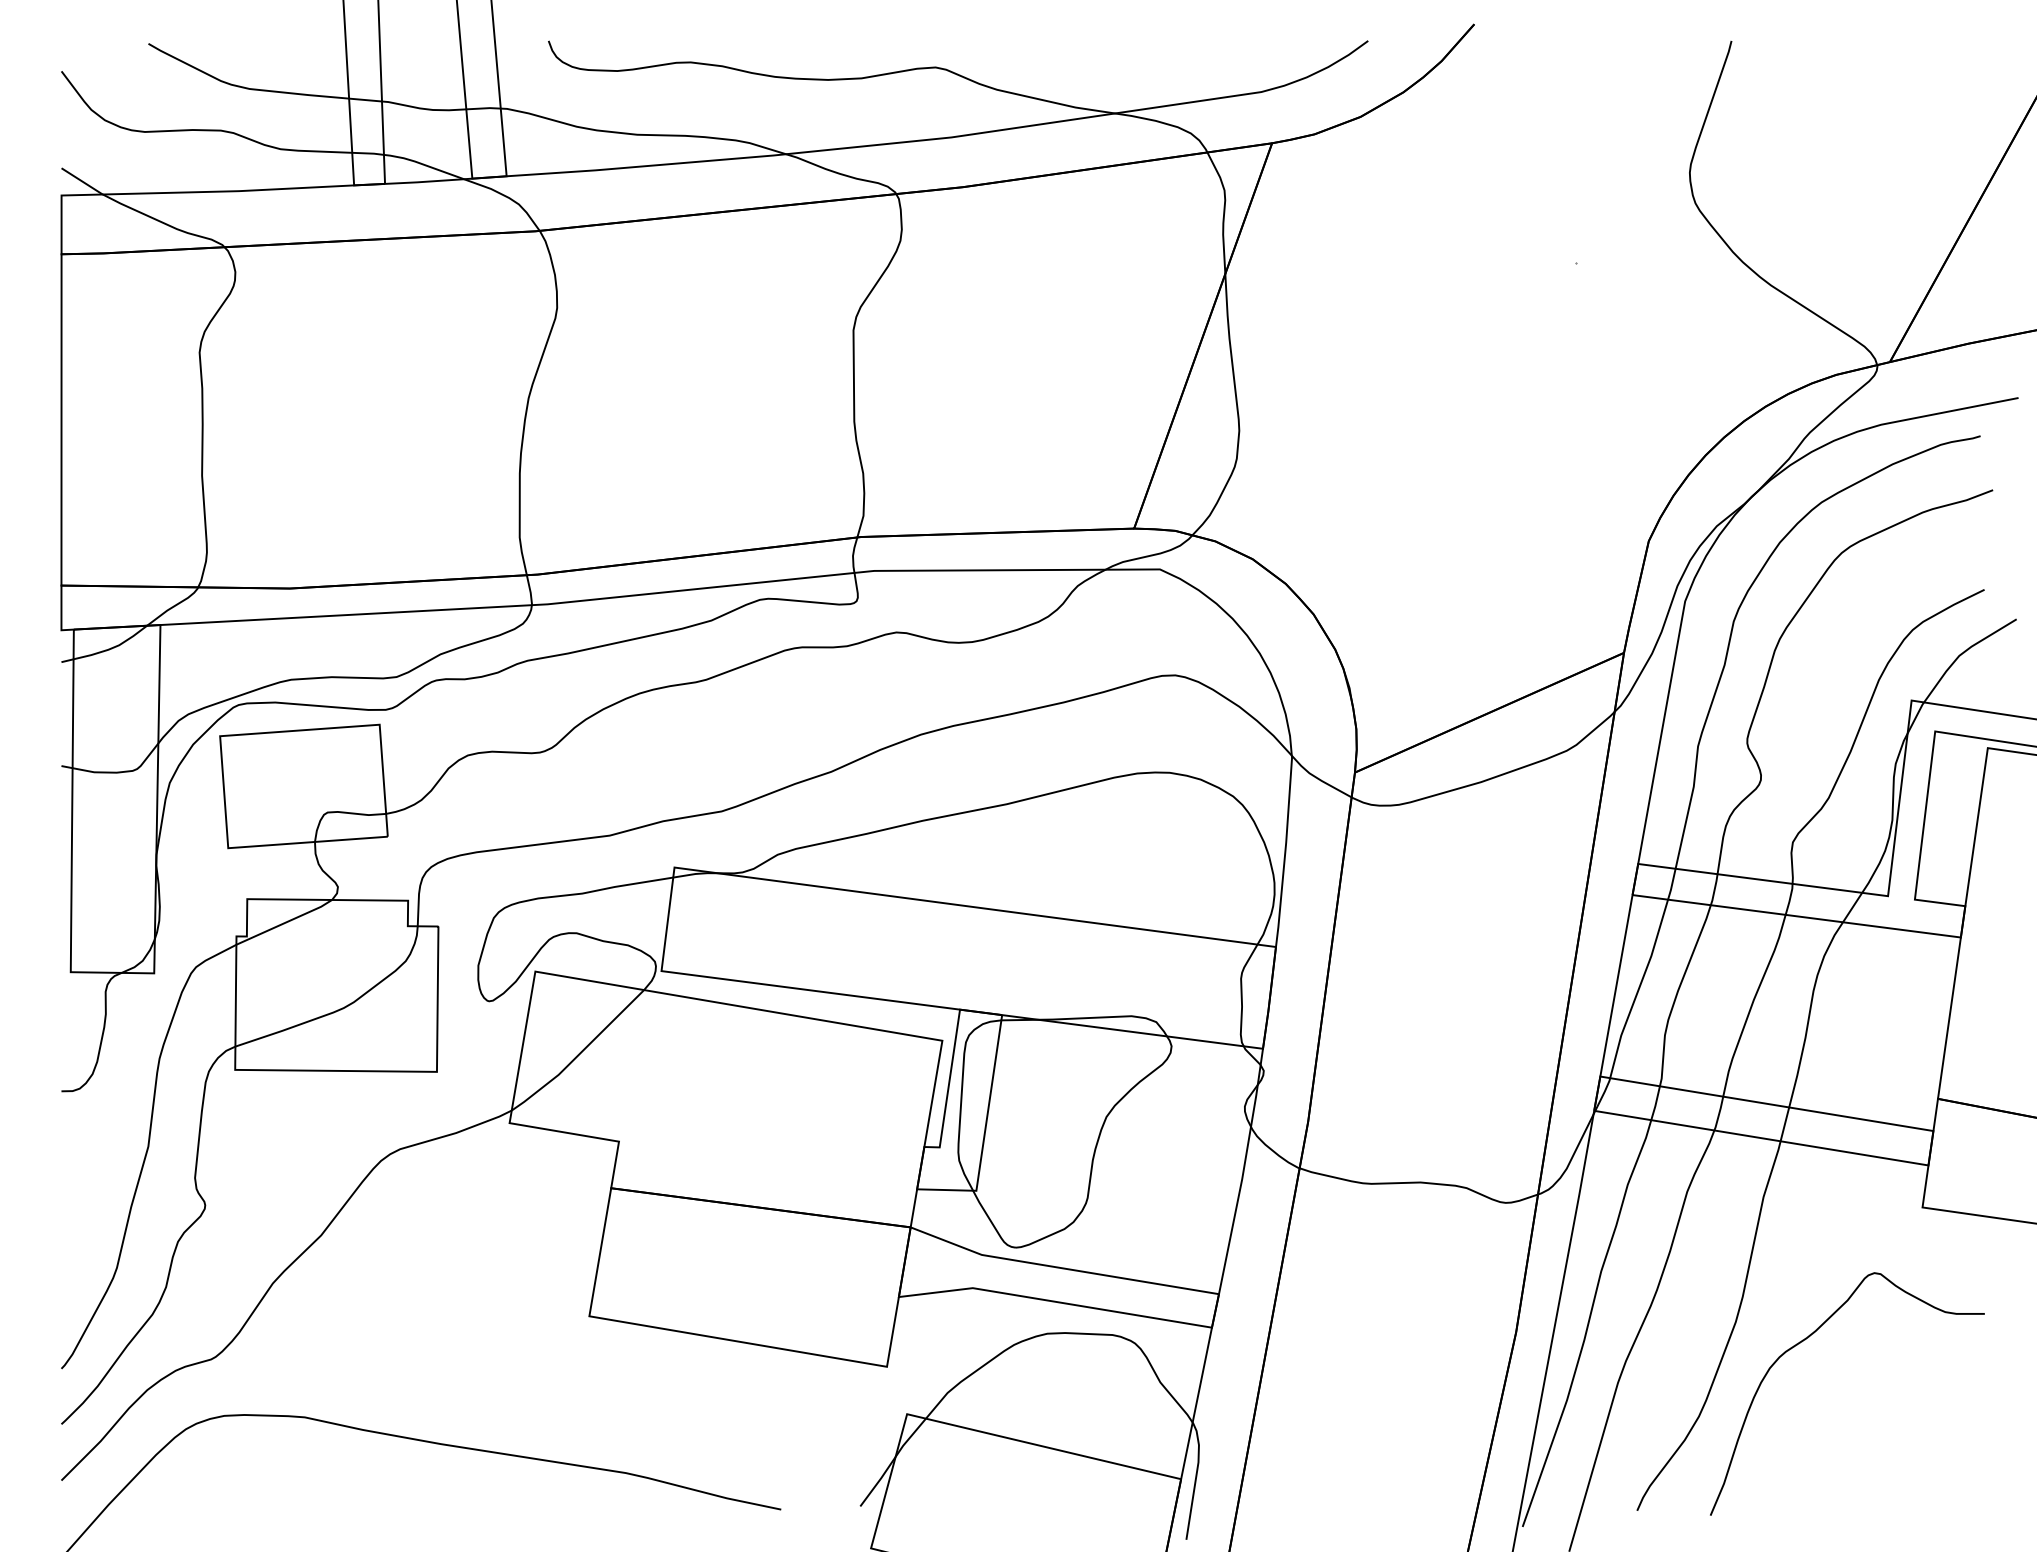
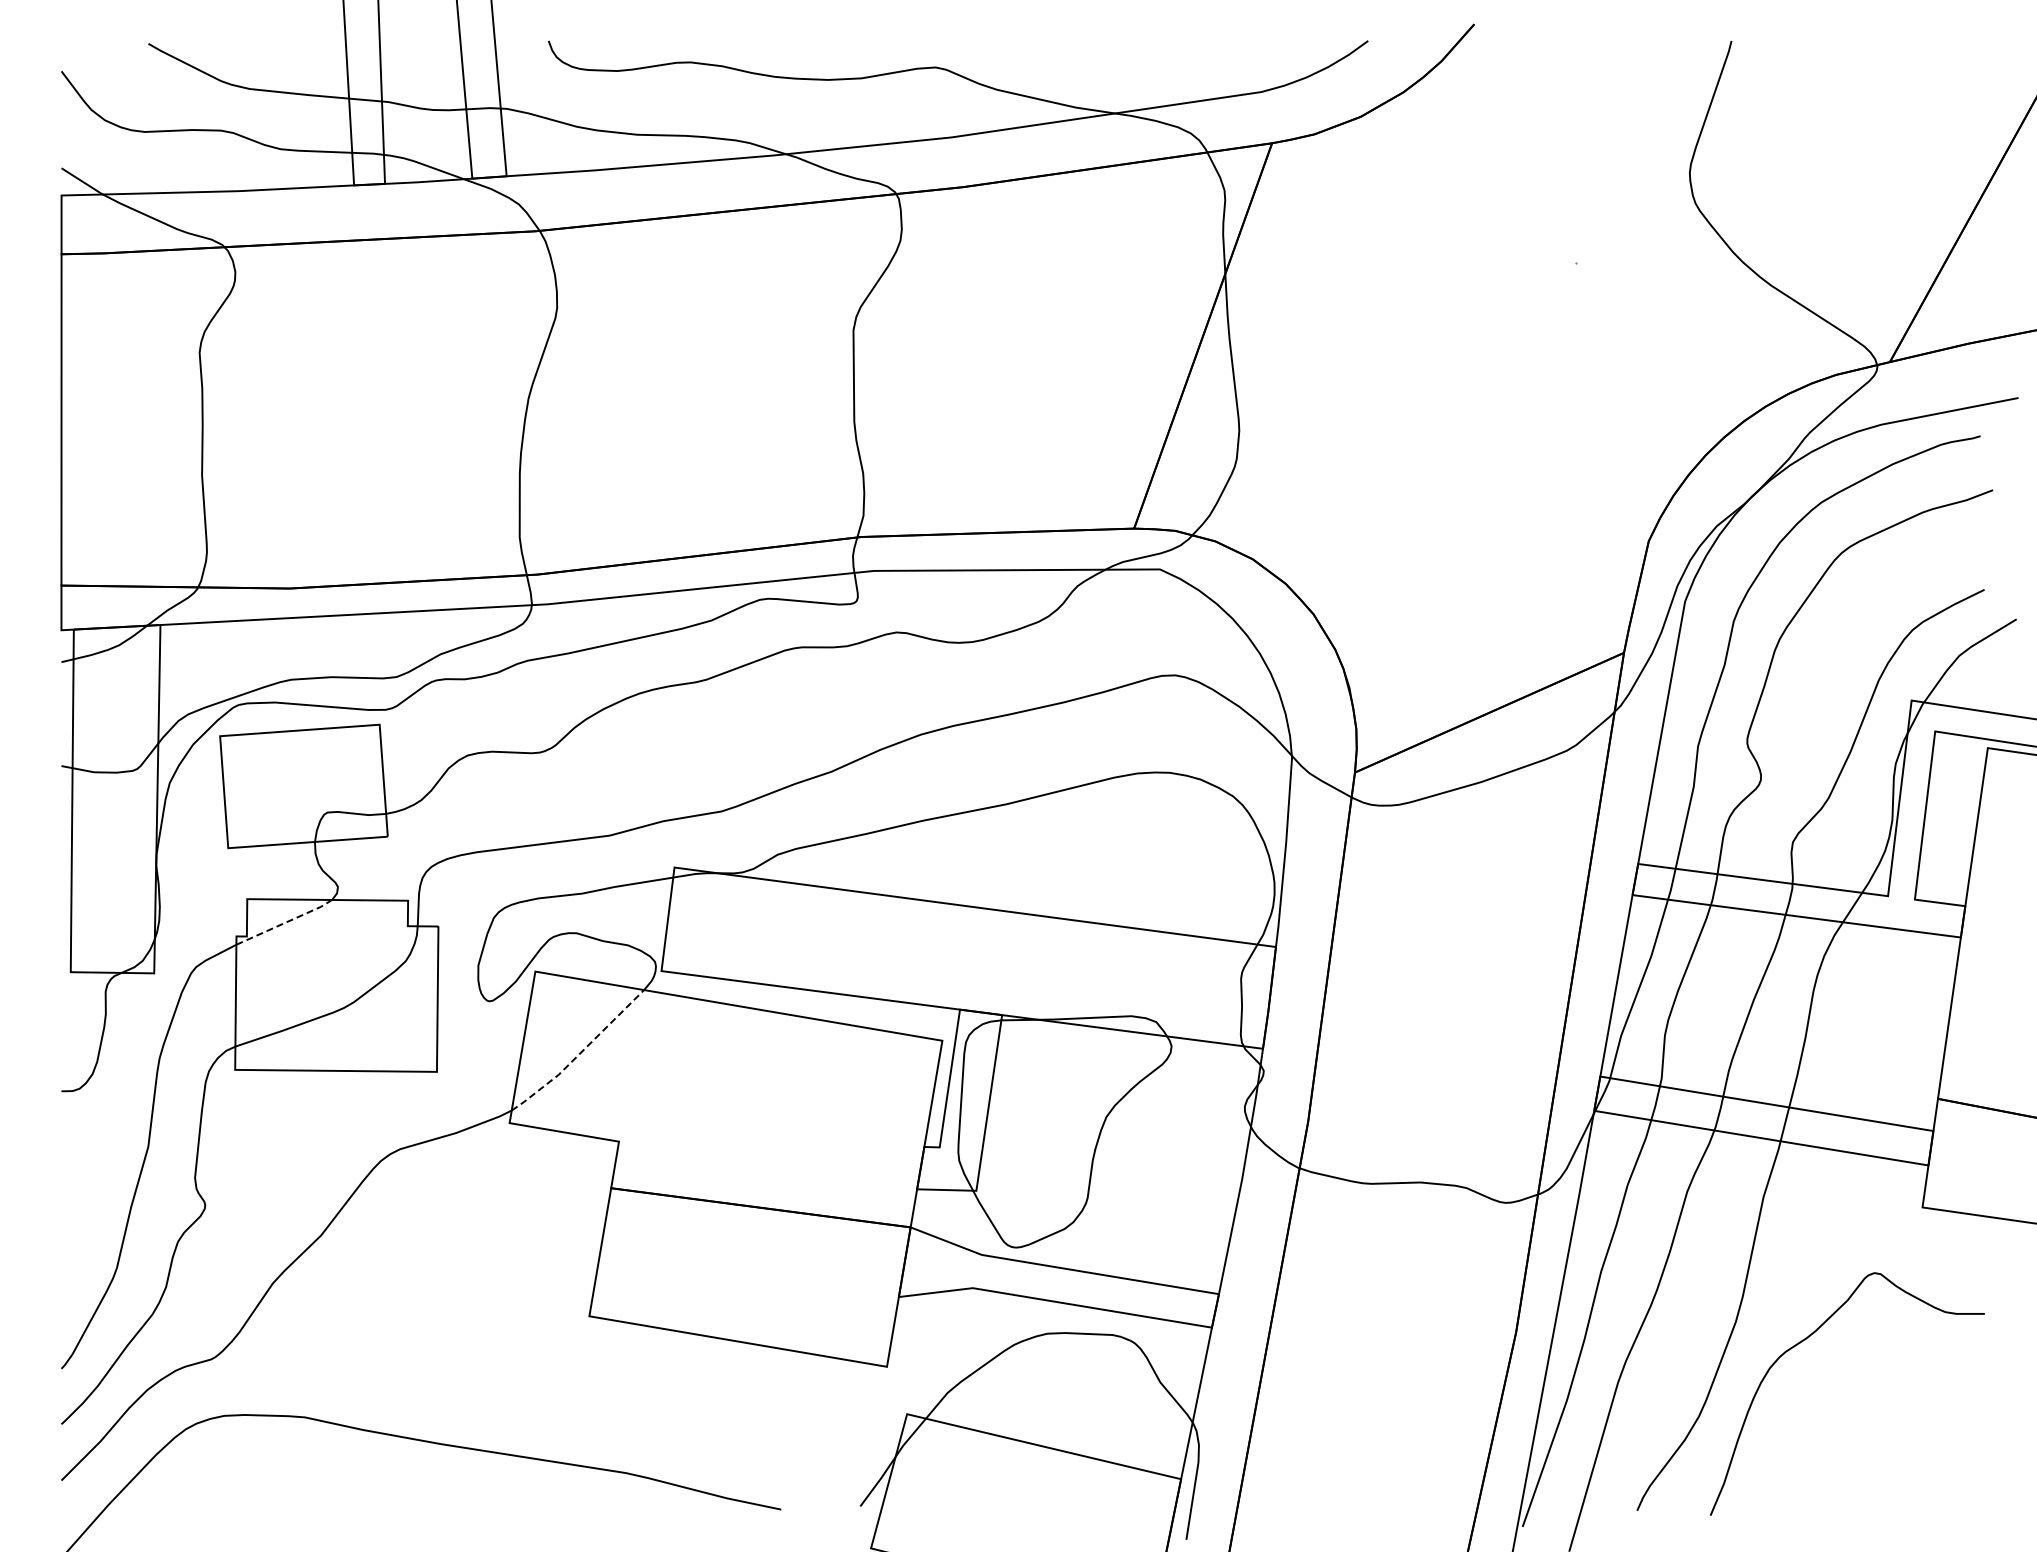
line: solid -> dashed (285, 922)
line: solid -> dashed (579, 1053)
